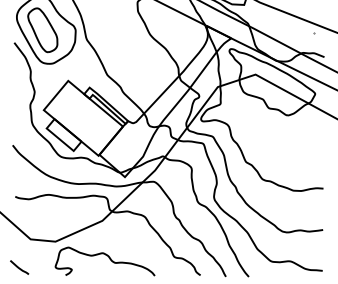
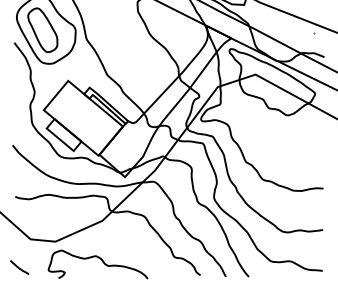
curve position: (109, 259) -> (102, 262) (102, 262)
